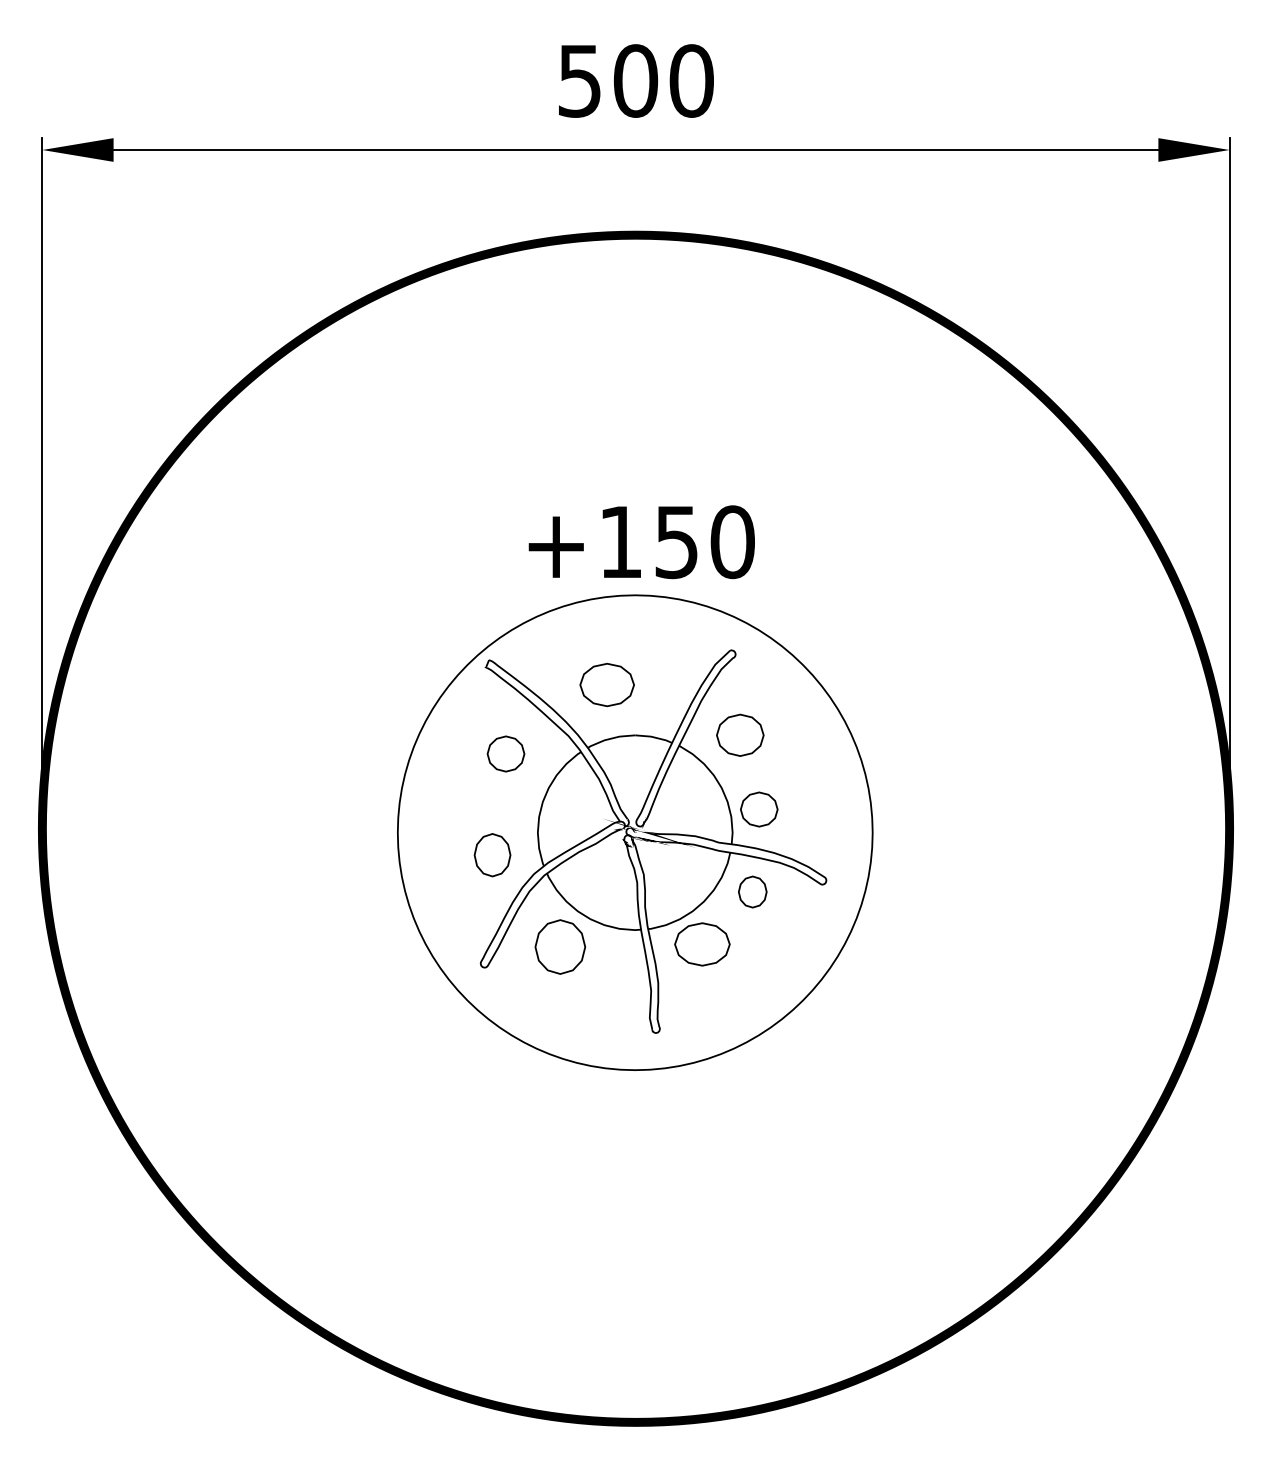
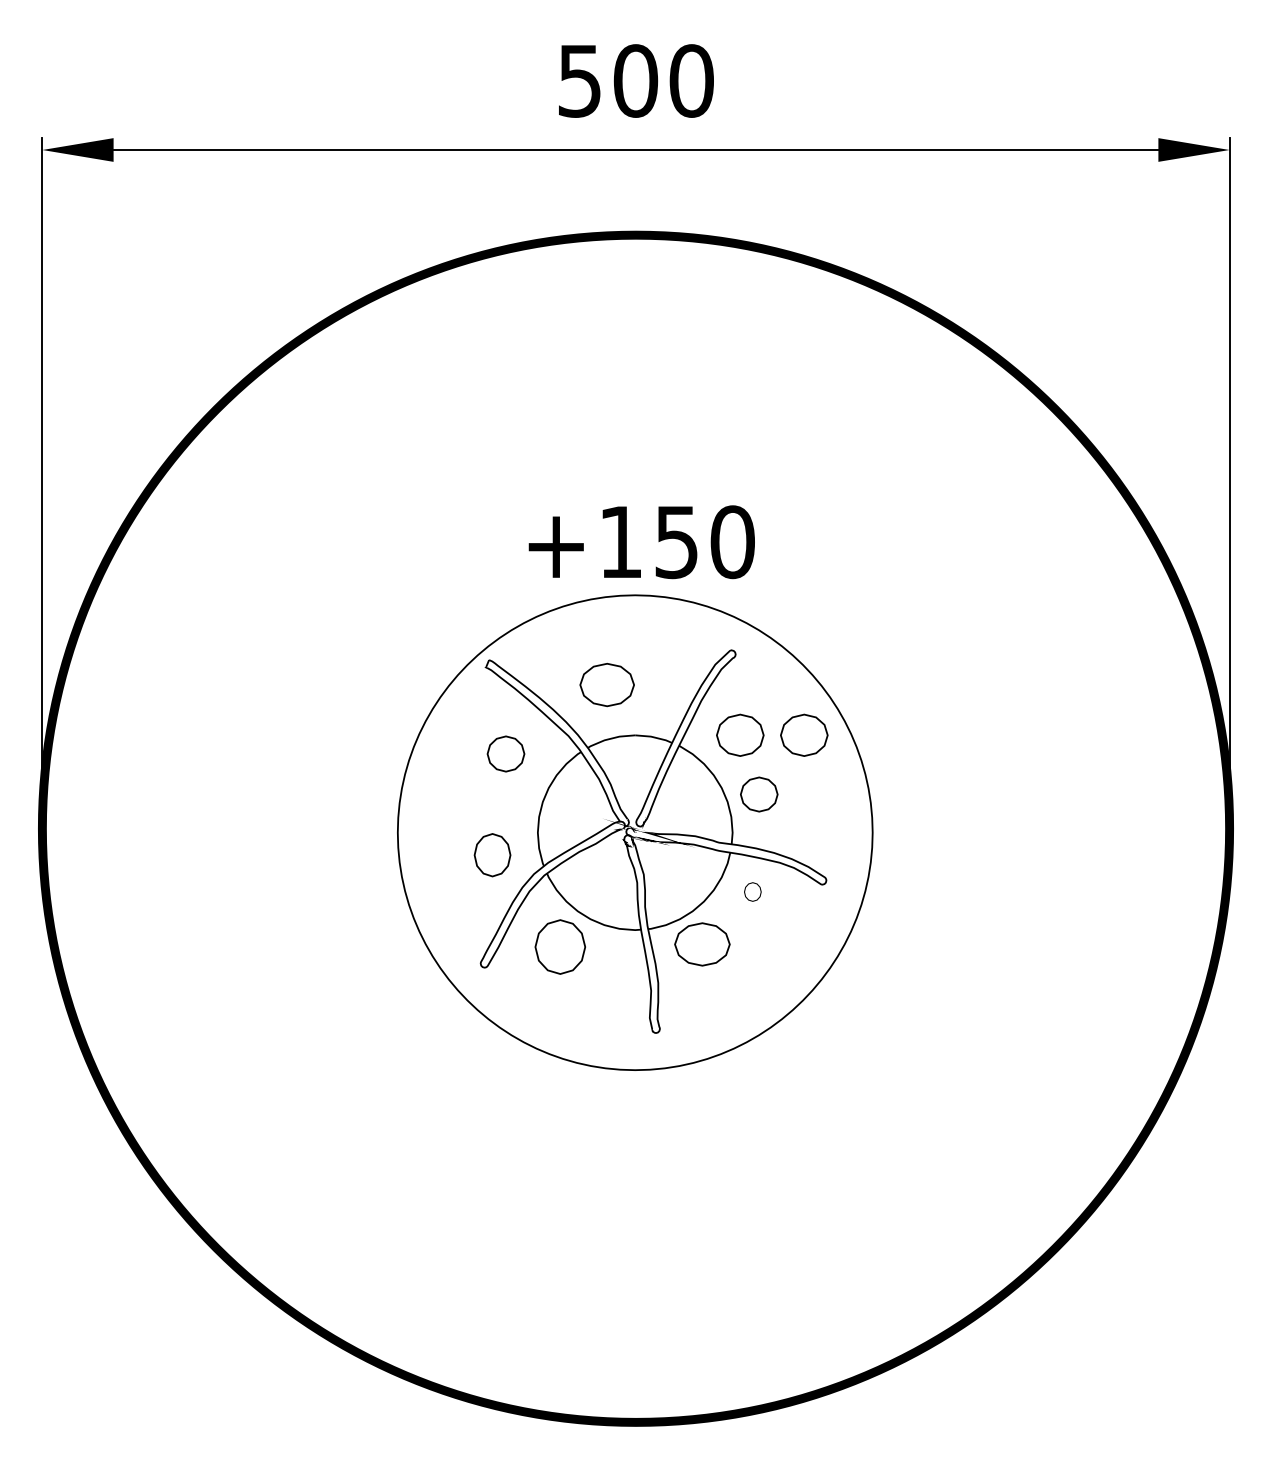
part: none -> present (804, 734)
part position: (759, 809) -> (759, 794) (759, 794)
part size: 30x34 px -> 18x20 px (752, 891)
